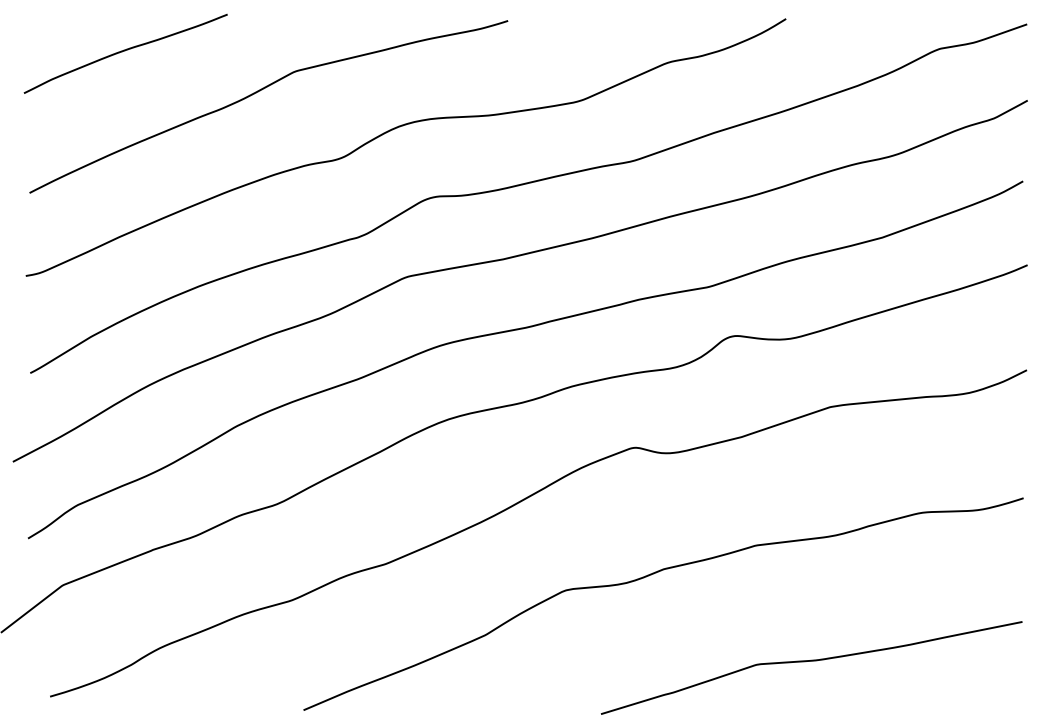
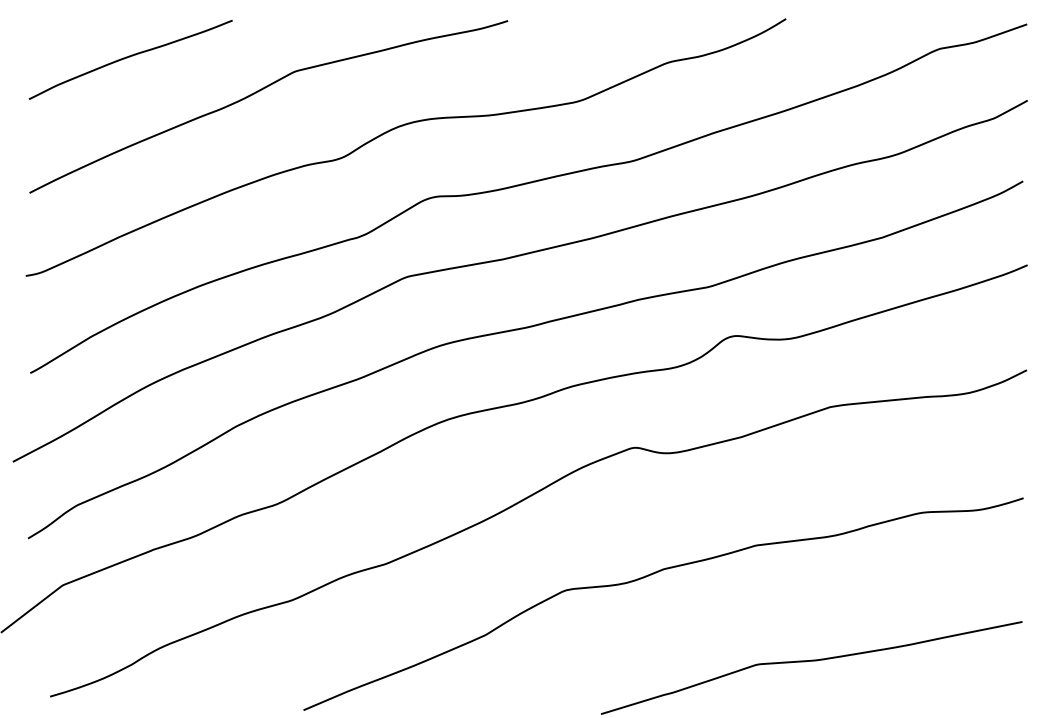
curve position: (125, 51) -> (130, 57) (130, 57)
